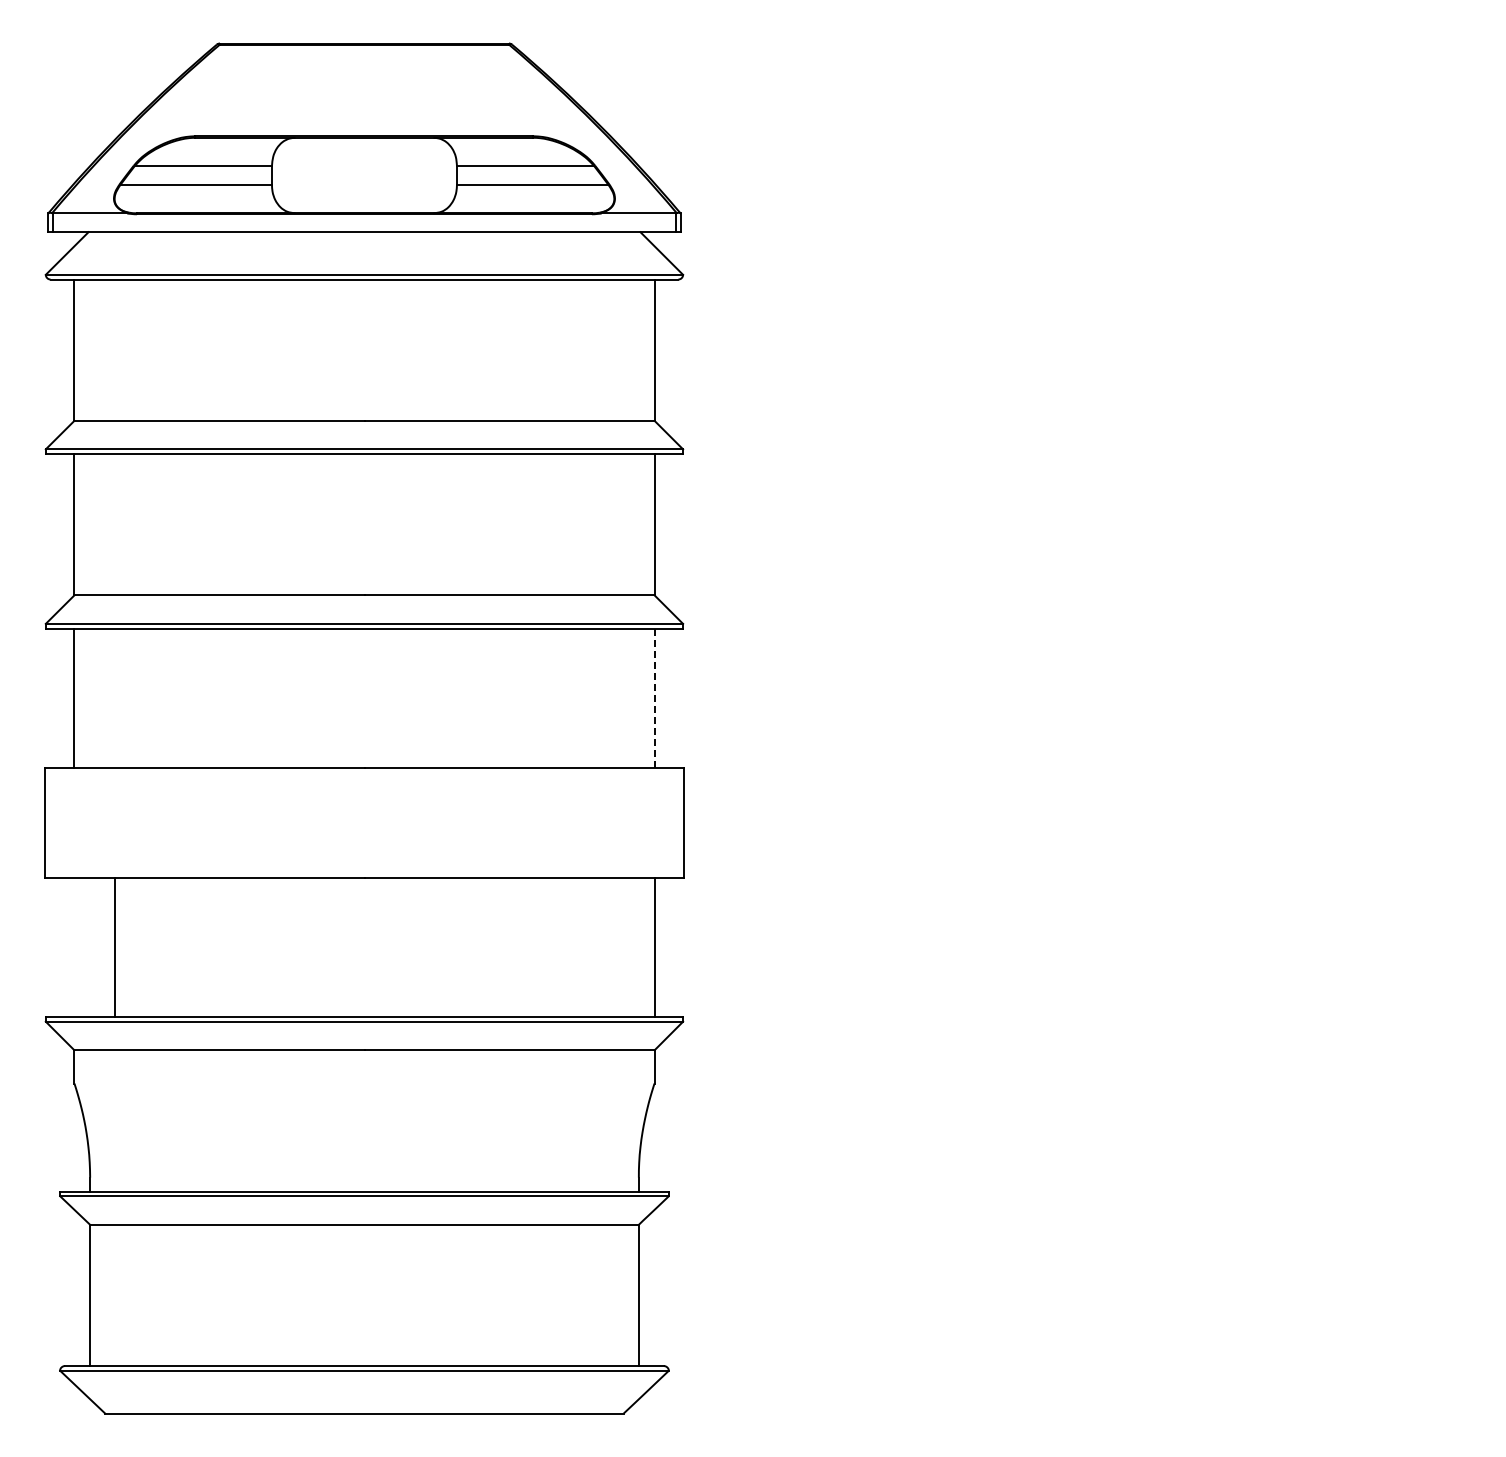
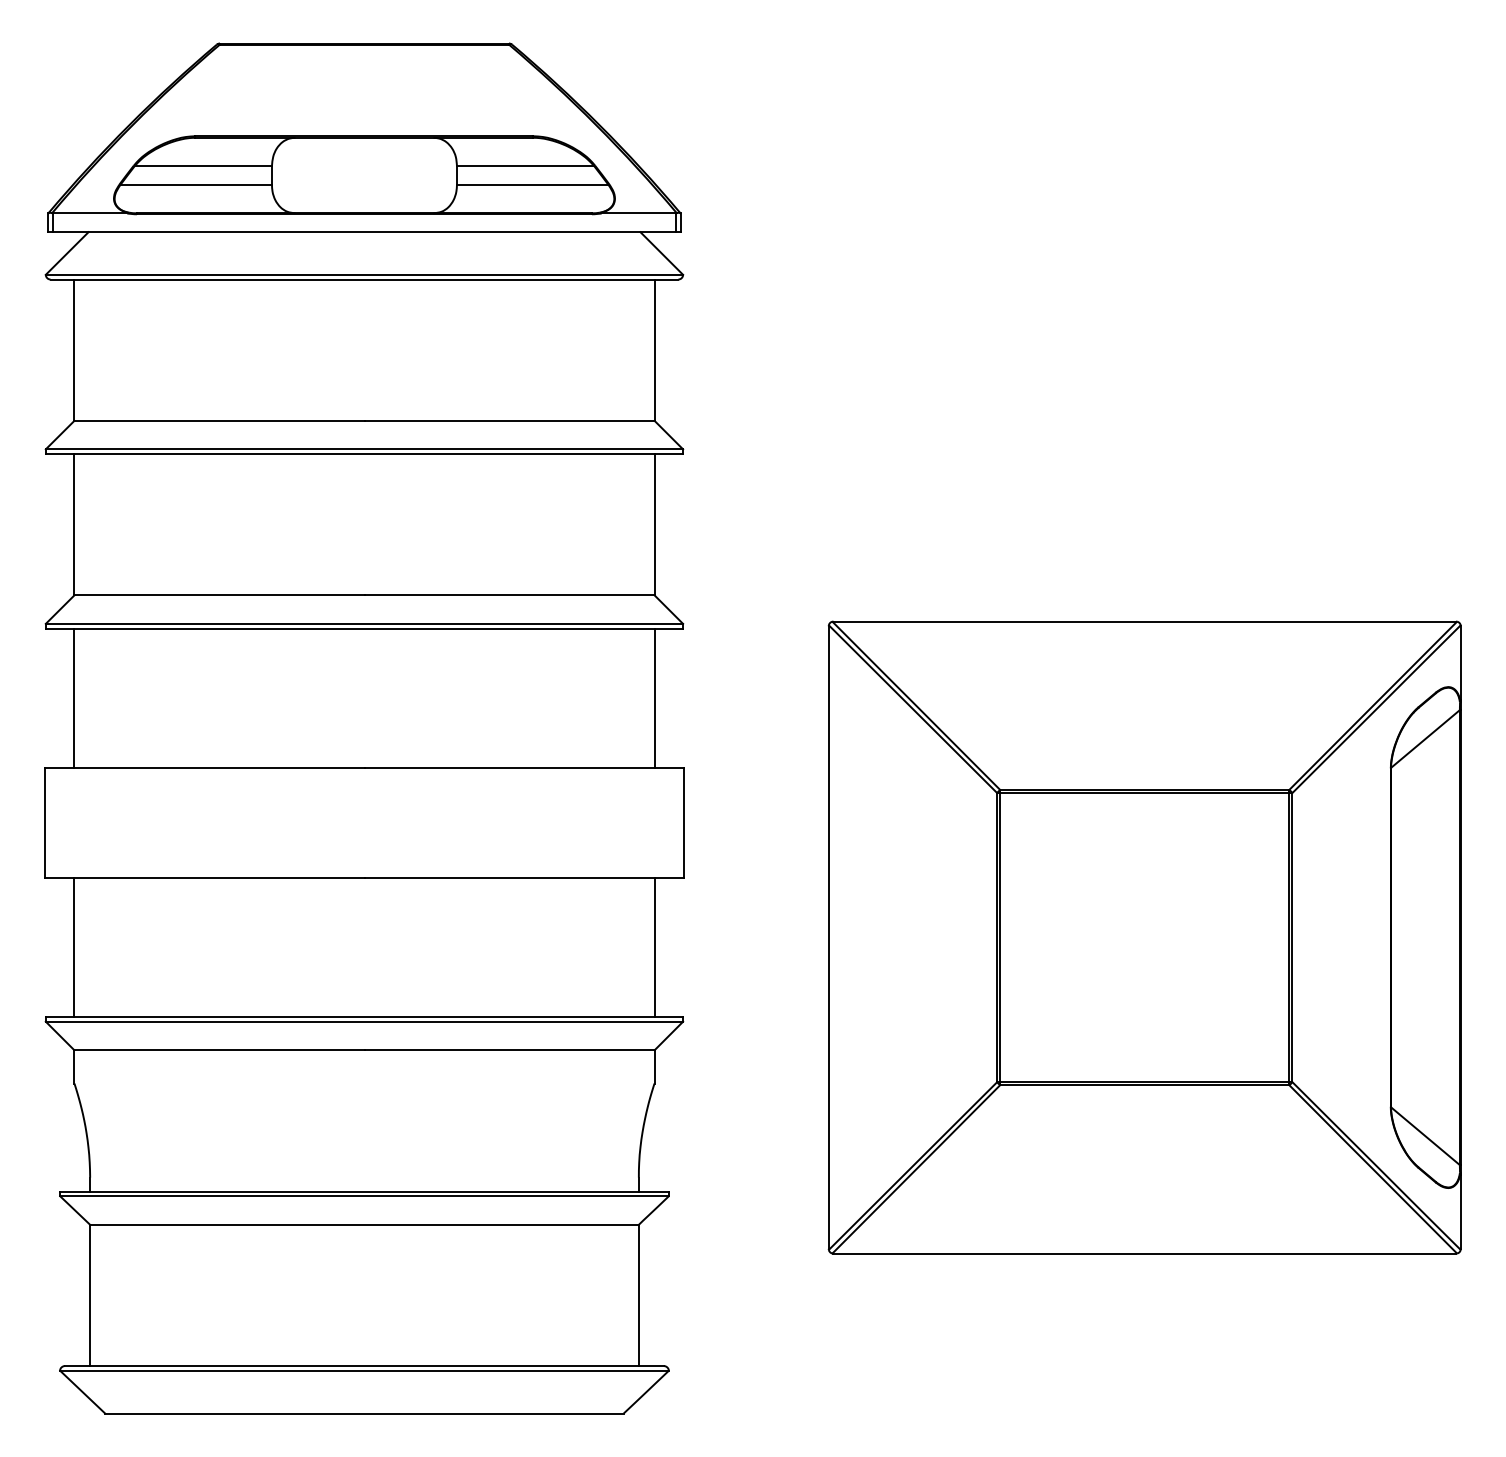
line: dashed -> solid (654, 698)
part: none -> present (1144, 937)
line position: (115, 947) -> (74, 947) (74, 947)
